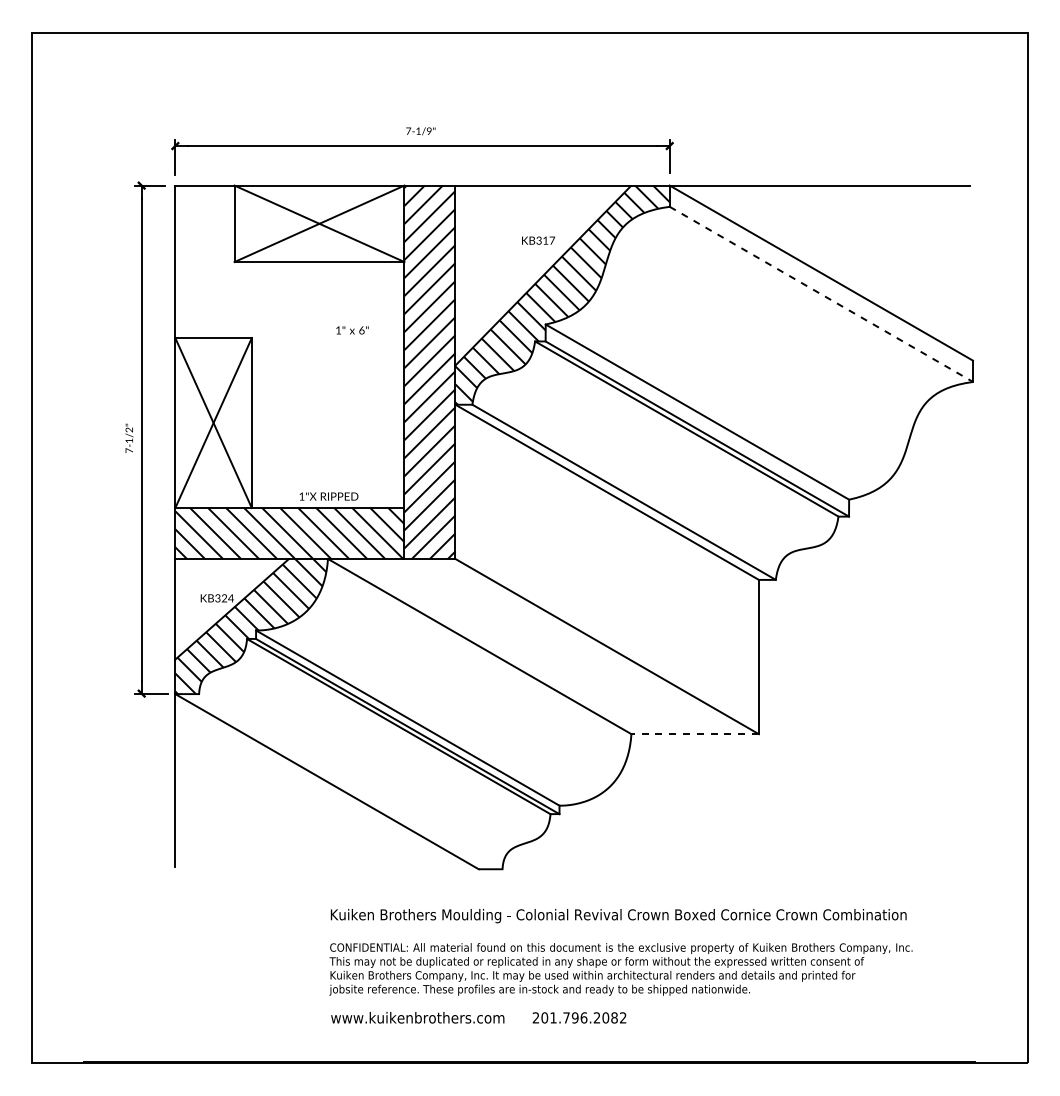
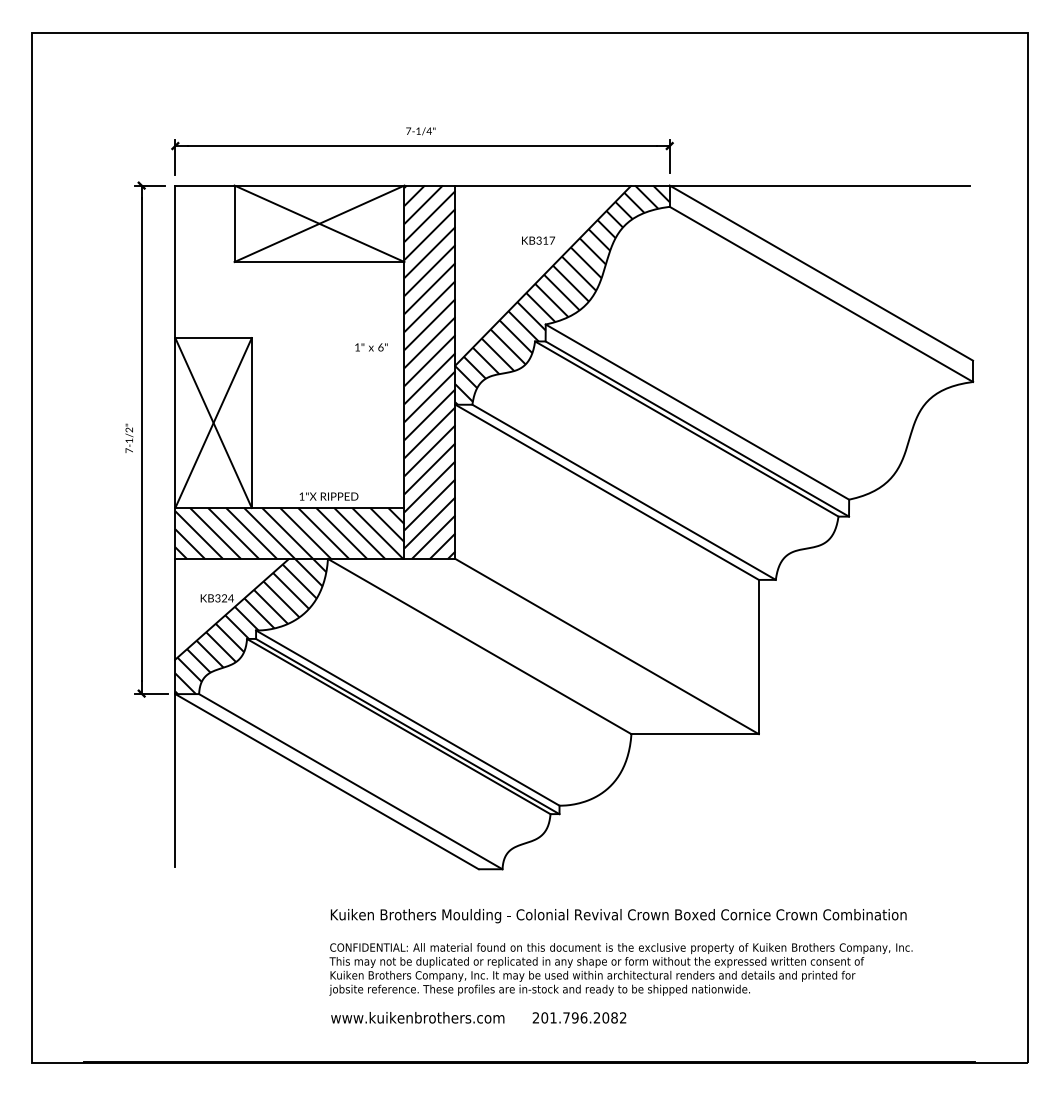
text: 7-1/9" -> 7-1/4" (428, 130)
line: dashed -> solid (821, 294)
text position: (352, 330) -> (371, 347) (371, 347)
line: dashed -> solid (695, 734)
line: none -> present (350, 781)
